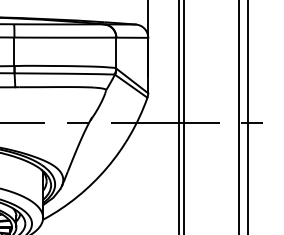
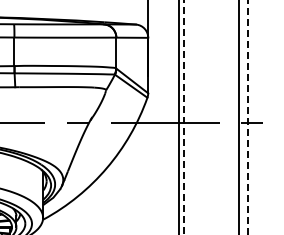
line: solid -> dashed (184, 116)
line: solid -> dashed (247, 116)
